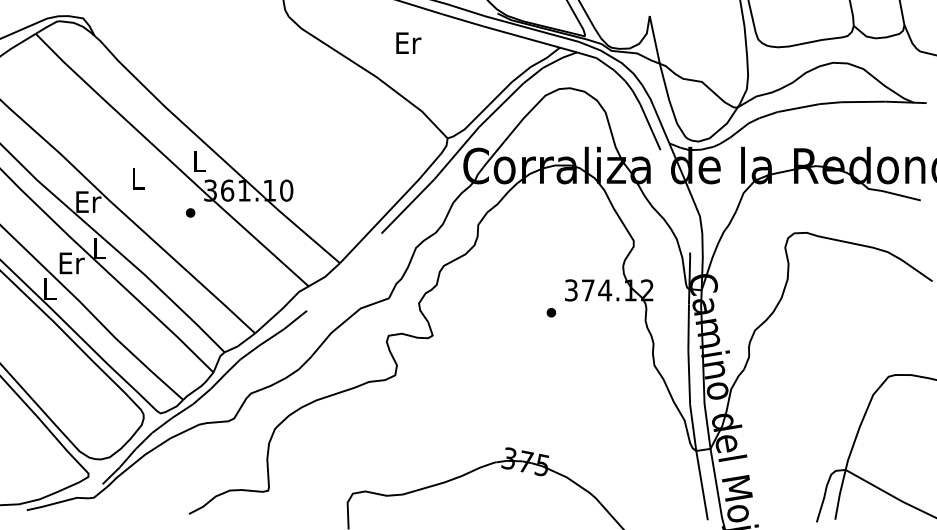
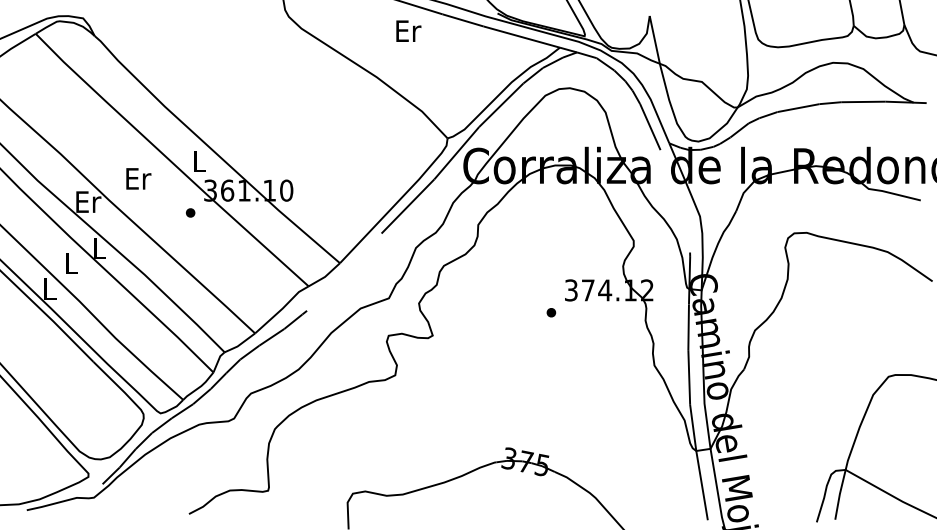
text position: (408, 42) -> (408, 30) (408, 30)
text: L -> Er (138, 178)
text: Er -> L (71, 263)
